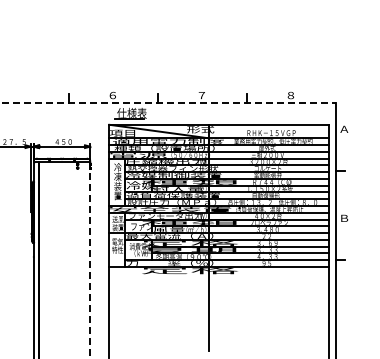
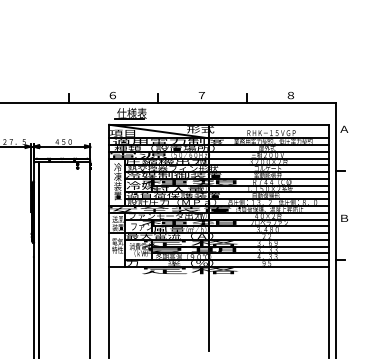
line: dashed -> solid (168, 102)
line: dashed -> solid (90, 261)
